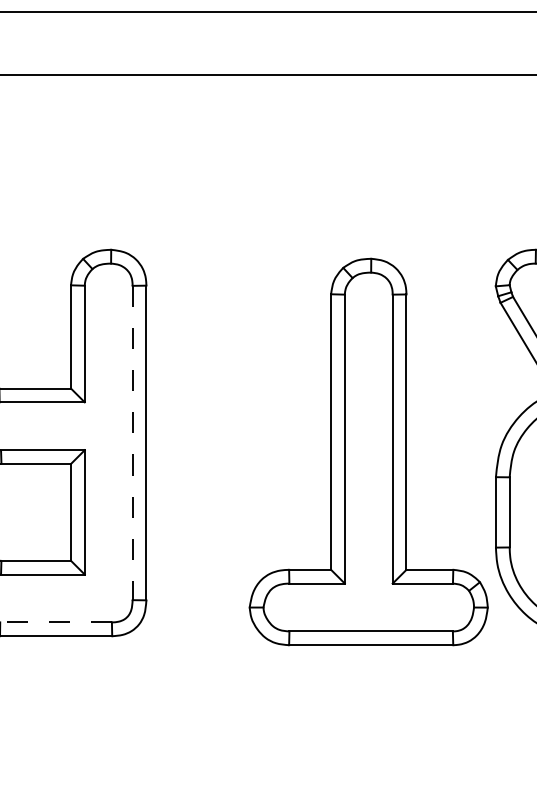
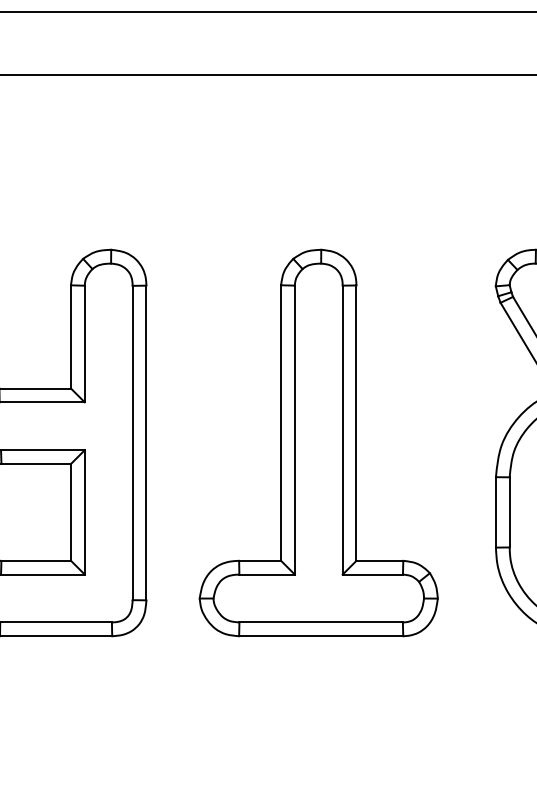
line: dashed -> solid (132, 443)
part position: (368, 451) -> (318, 442) (318, 442)
line: dashed -> solid (56, 622)
